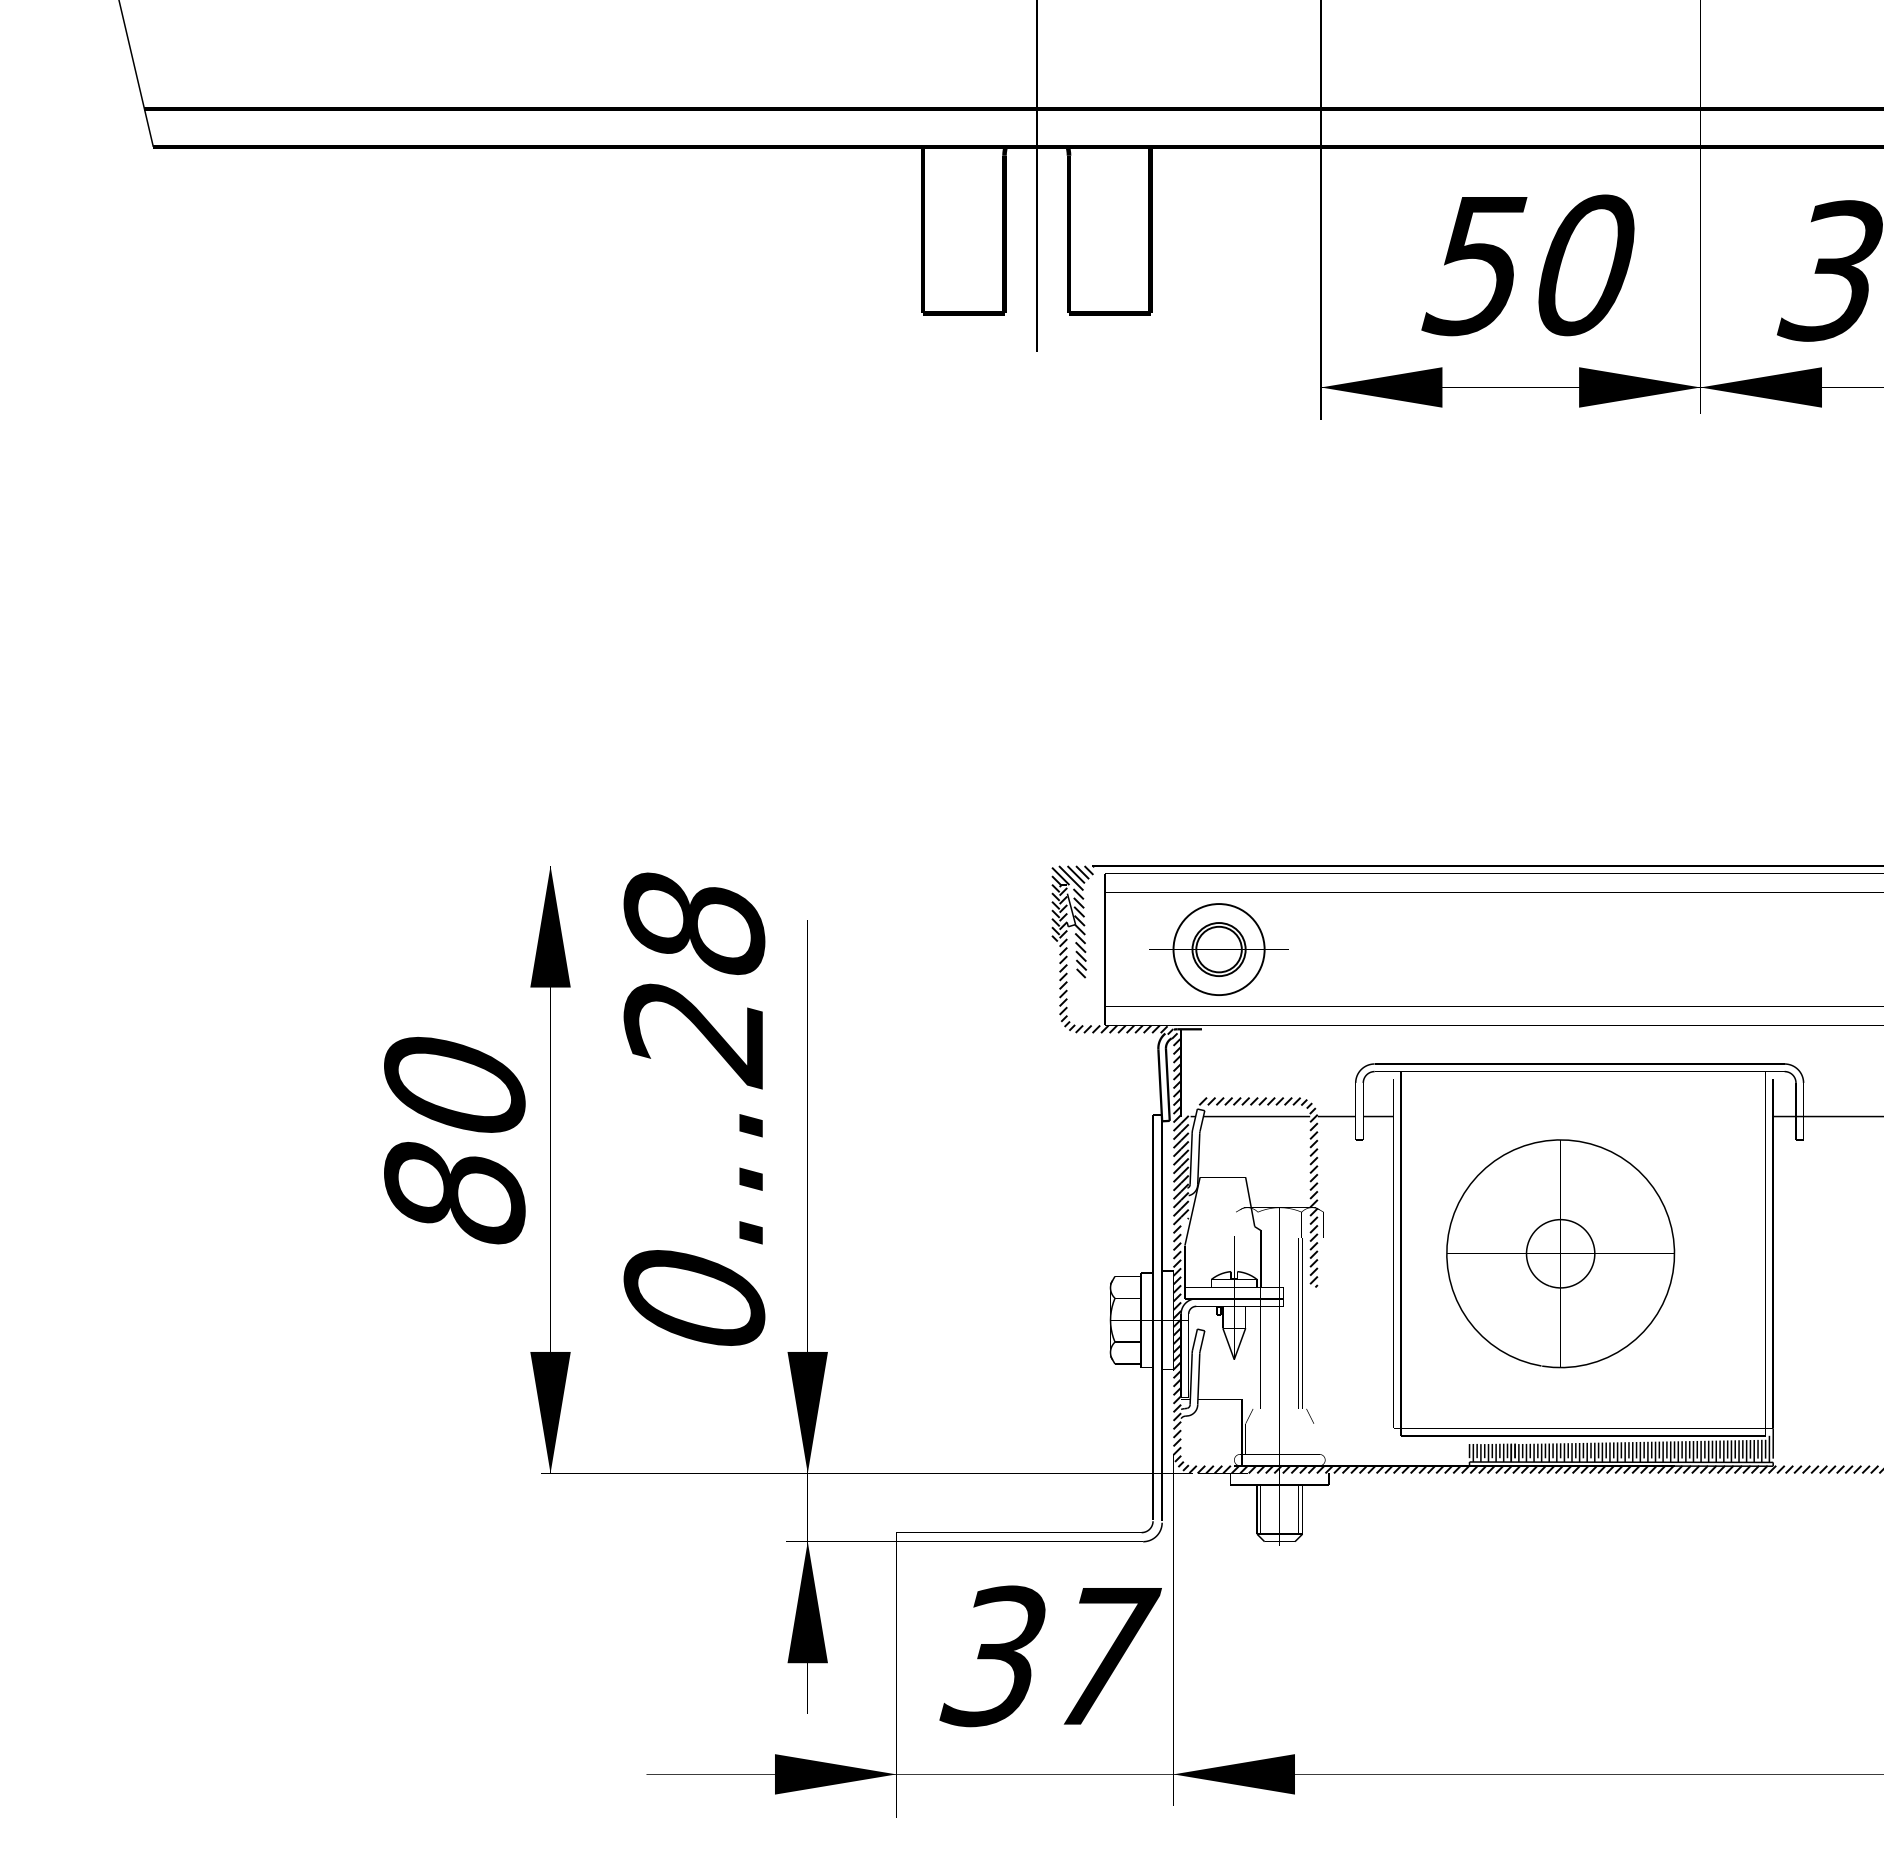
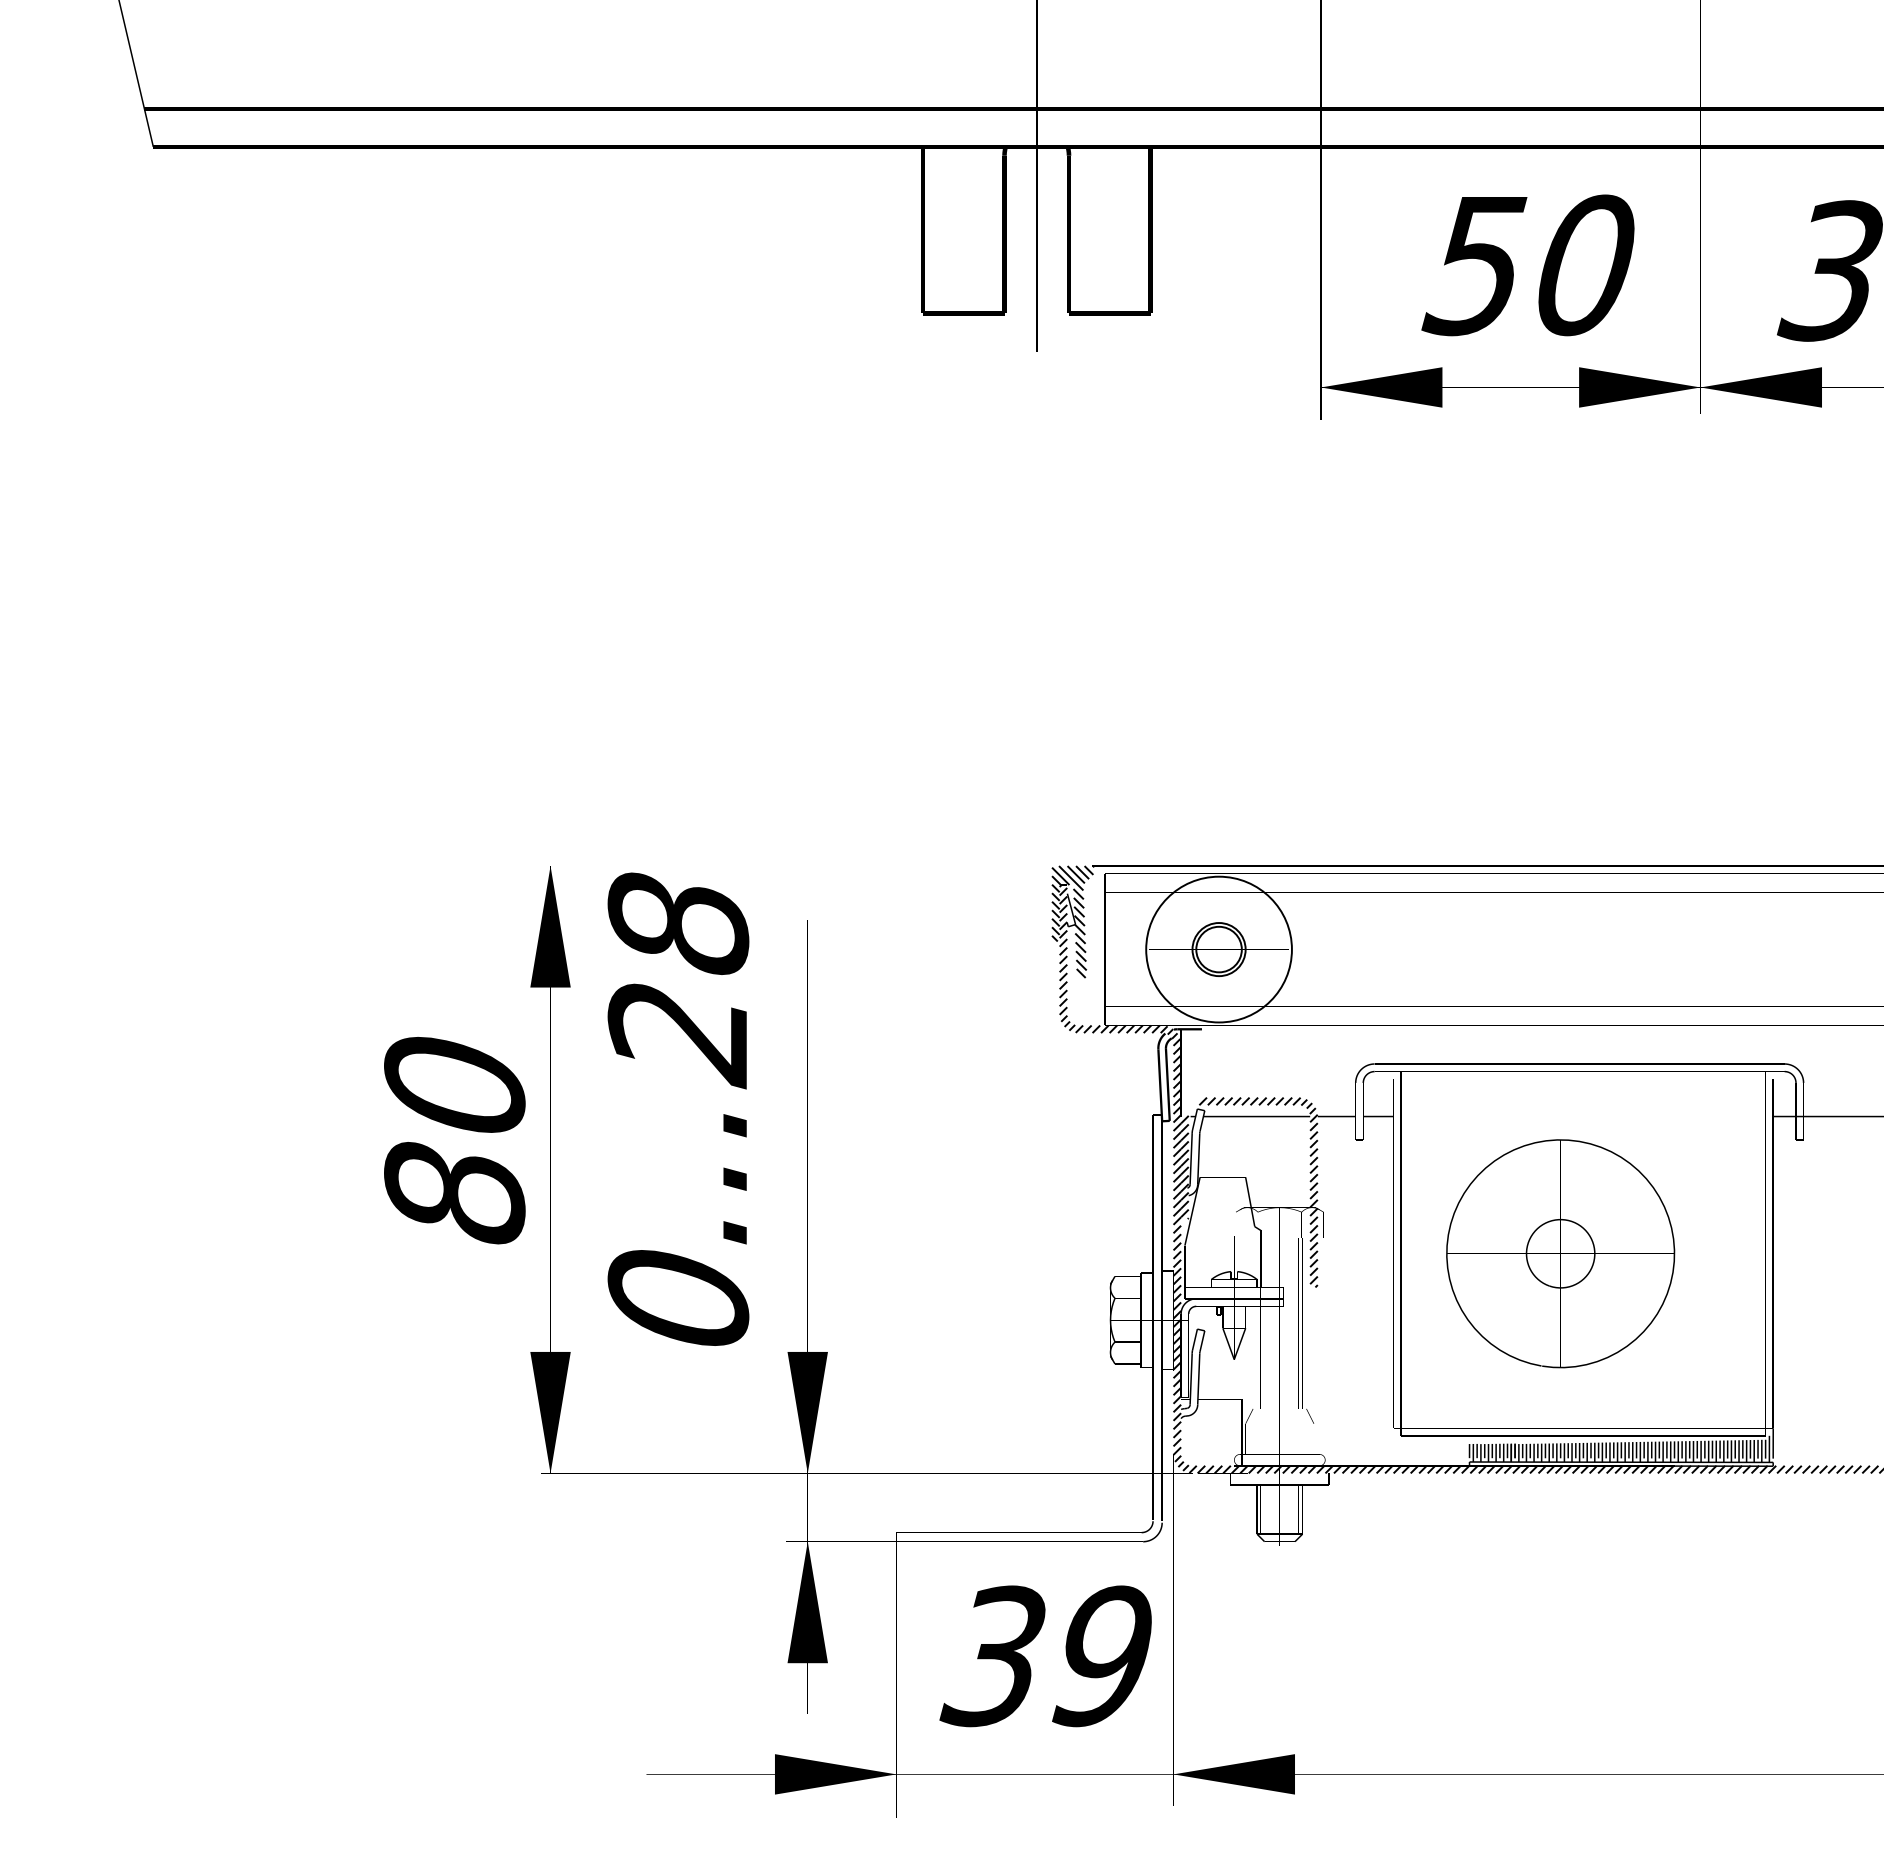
circle diameter: 91 px -> 146 px (1218, 949)
text position: (694, 1108) -> (678, 1108) (678, 1108)
text: 37 -> 39 (1106, 1656)
